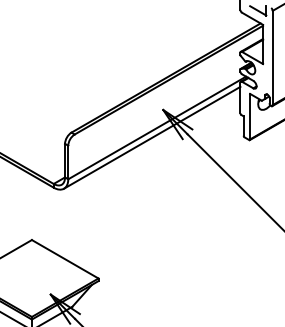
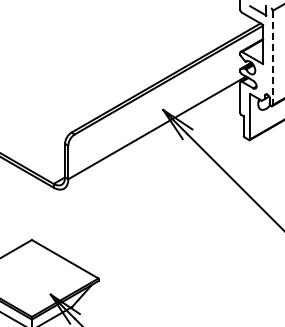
line: solid -> dashed (272, 58)
line: present -> none (152, 137)
